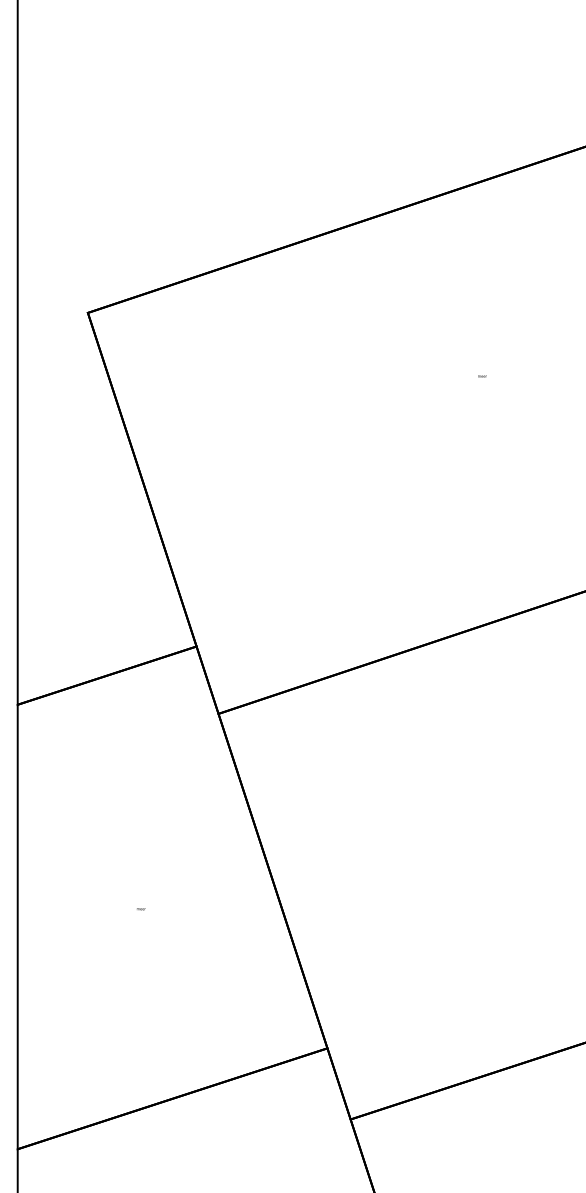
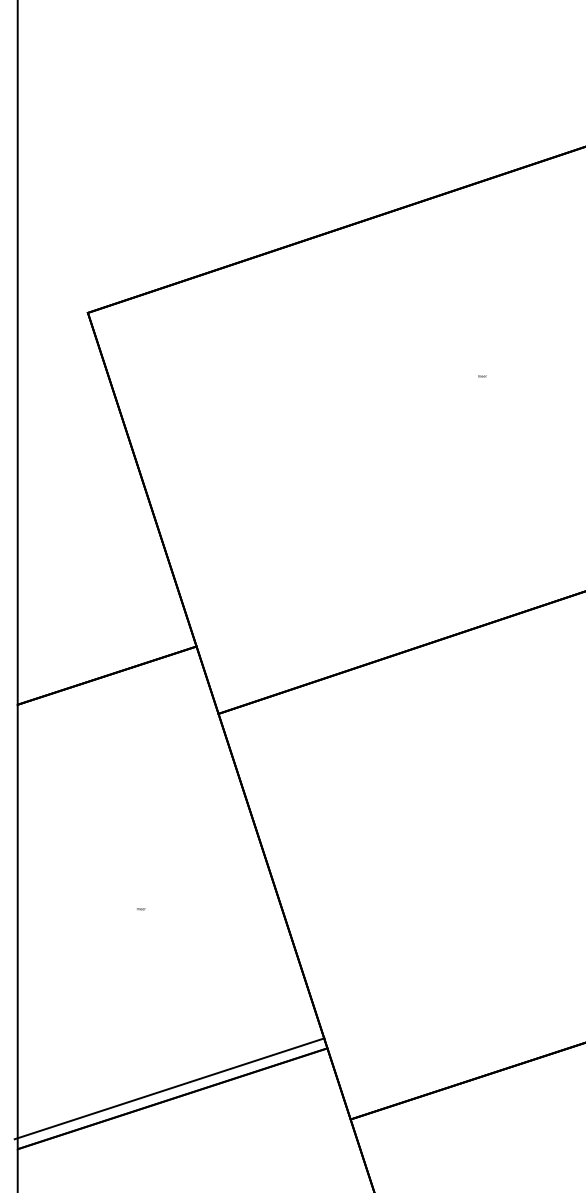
line position: (172, 1098) -> (169, 1088) (169, 1088)
